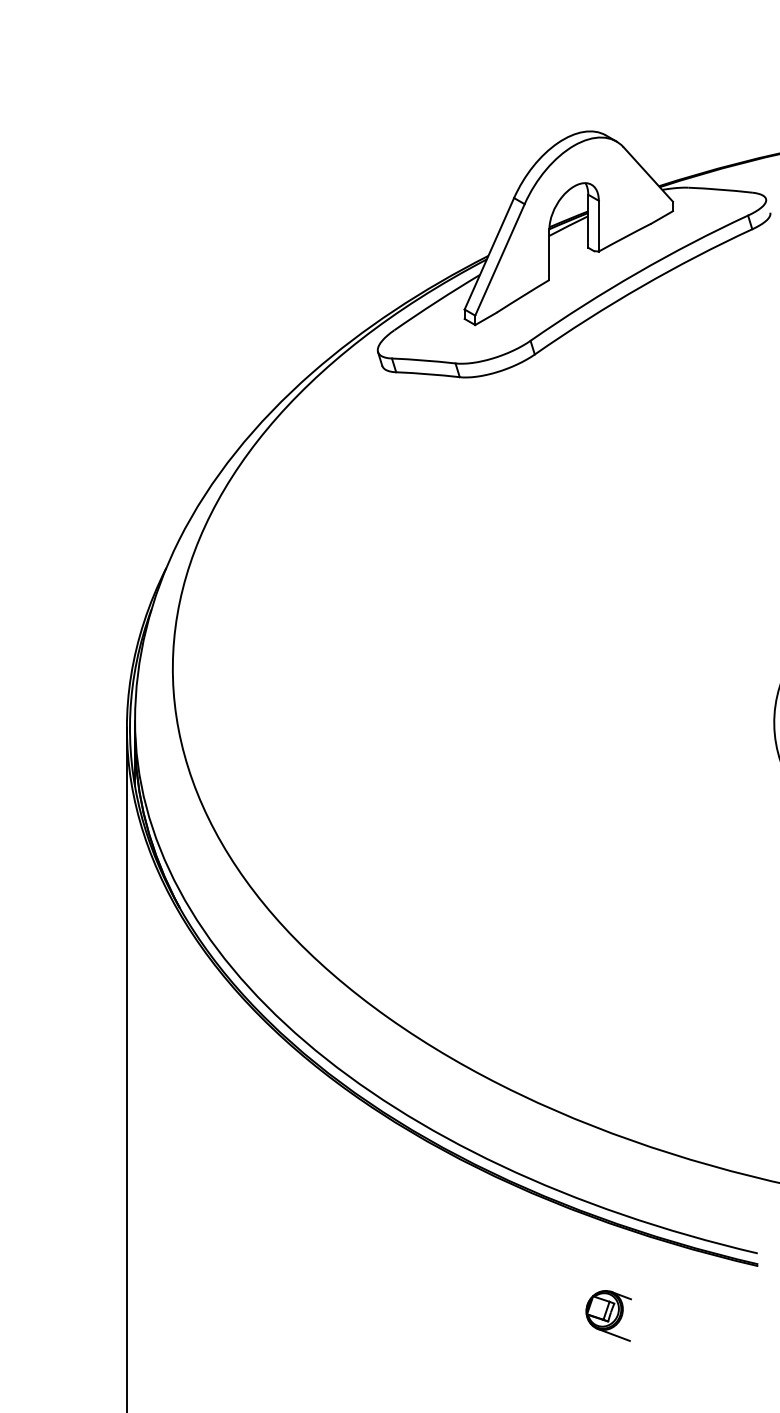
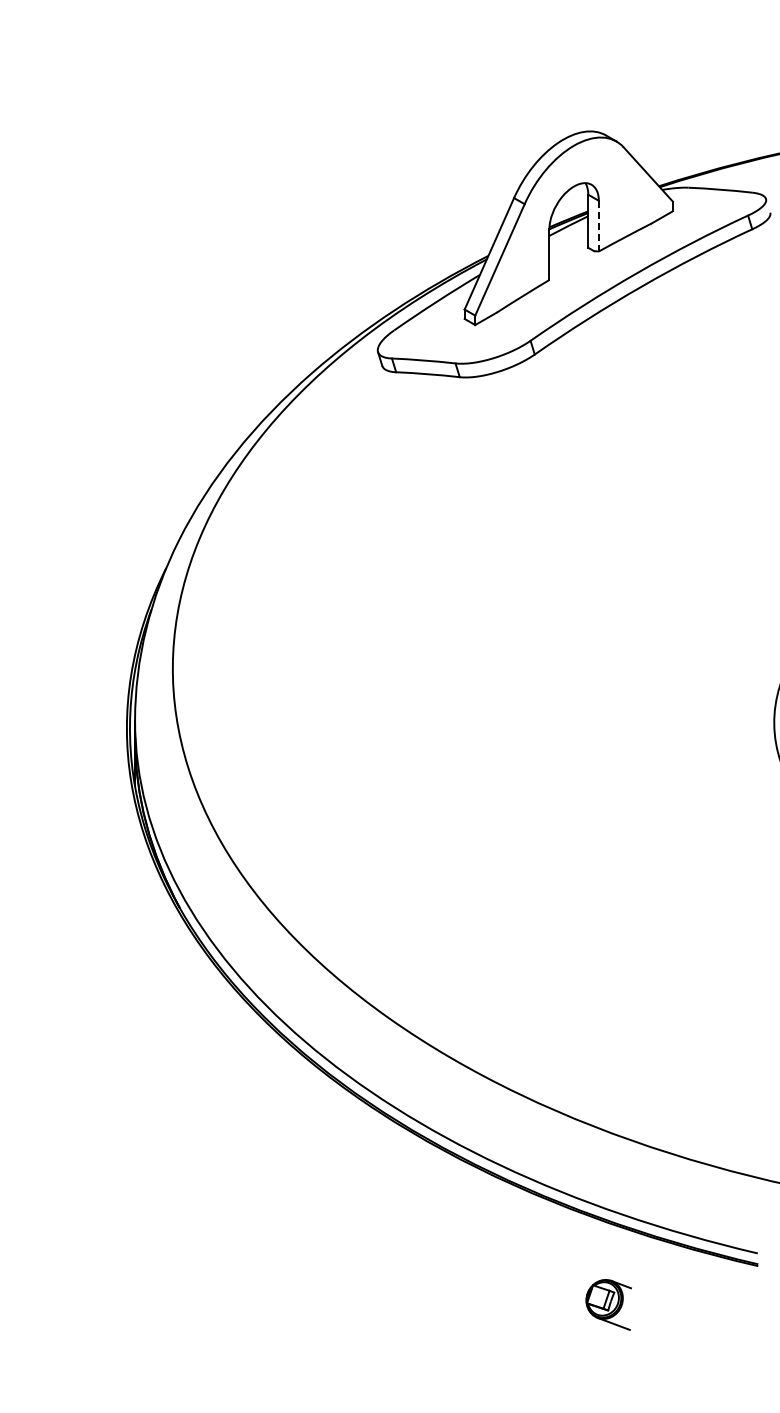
line: solid -> dashed (598, 226)
line: present -> none (127, 1068)
part position: (608, 1315) -> (608, 1304) (608, 1304)
